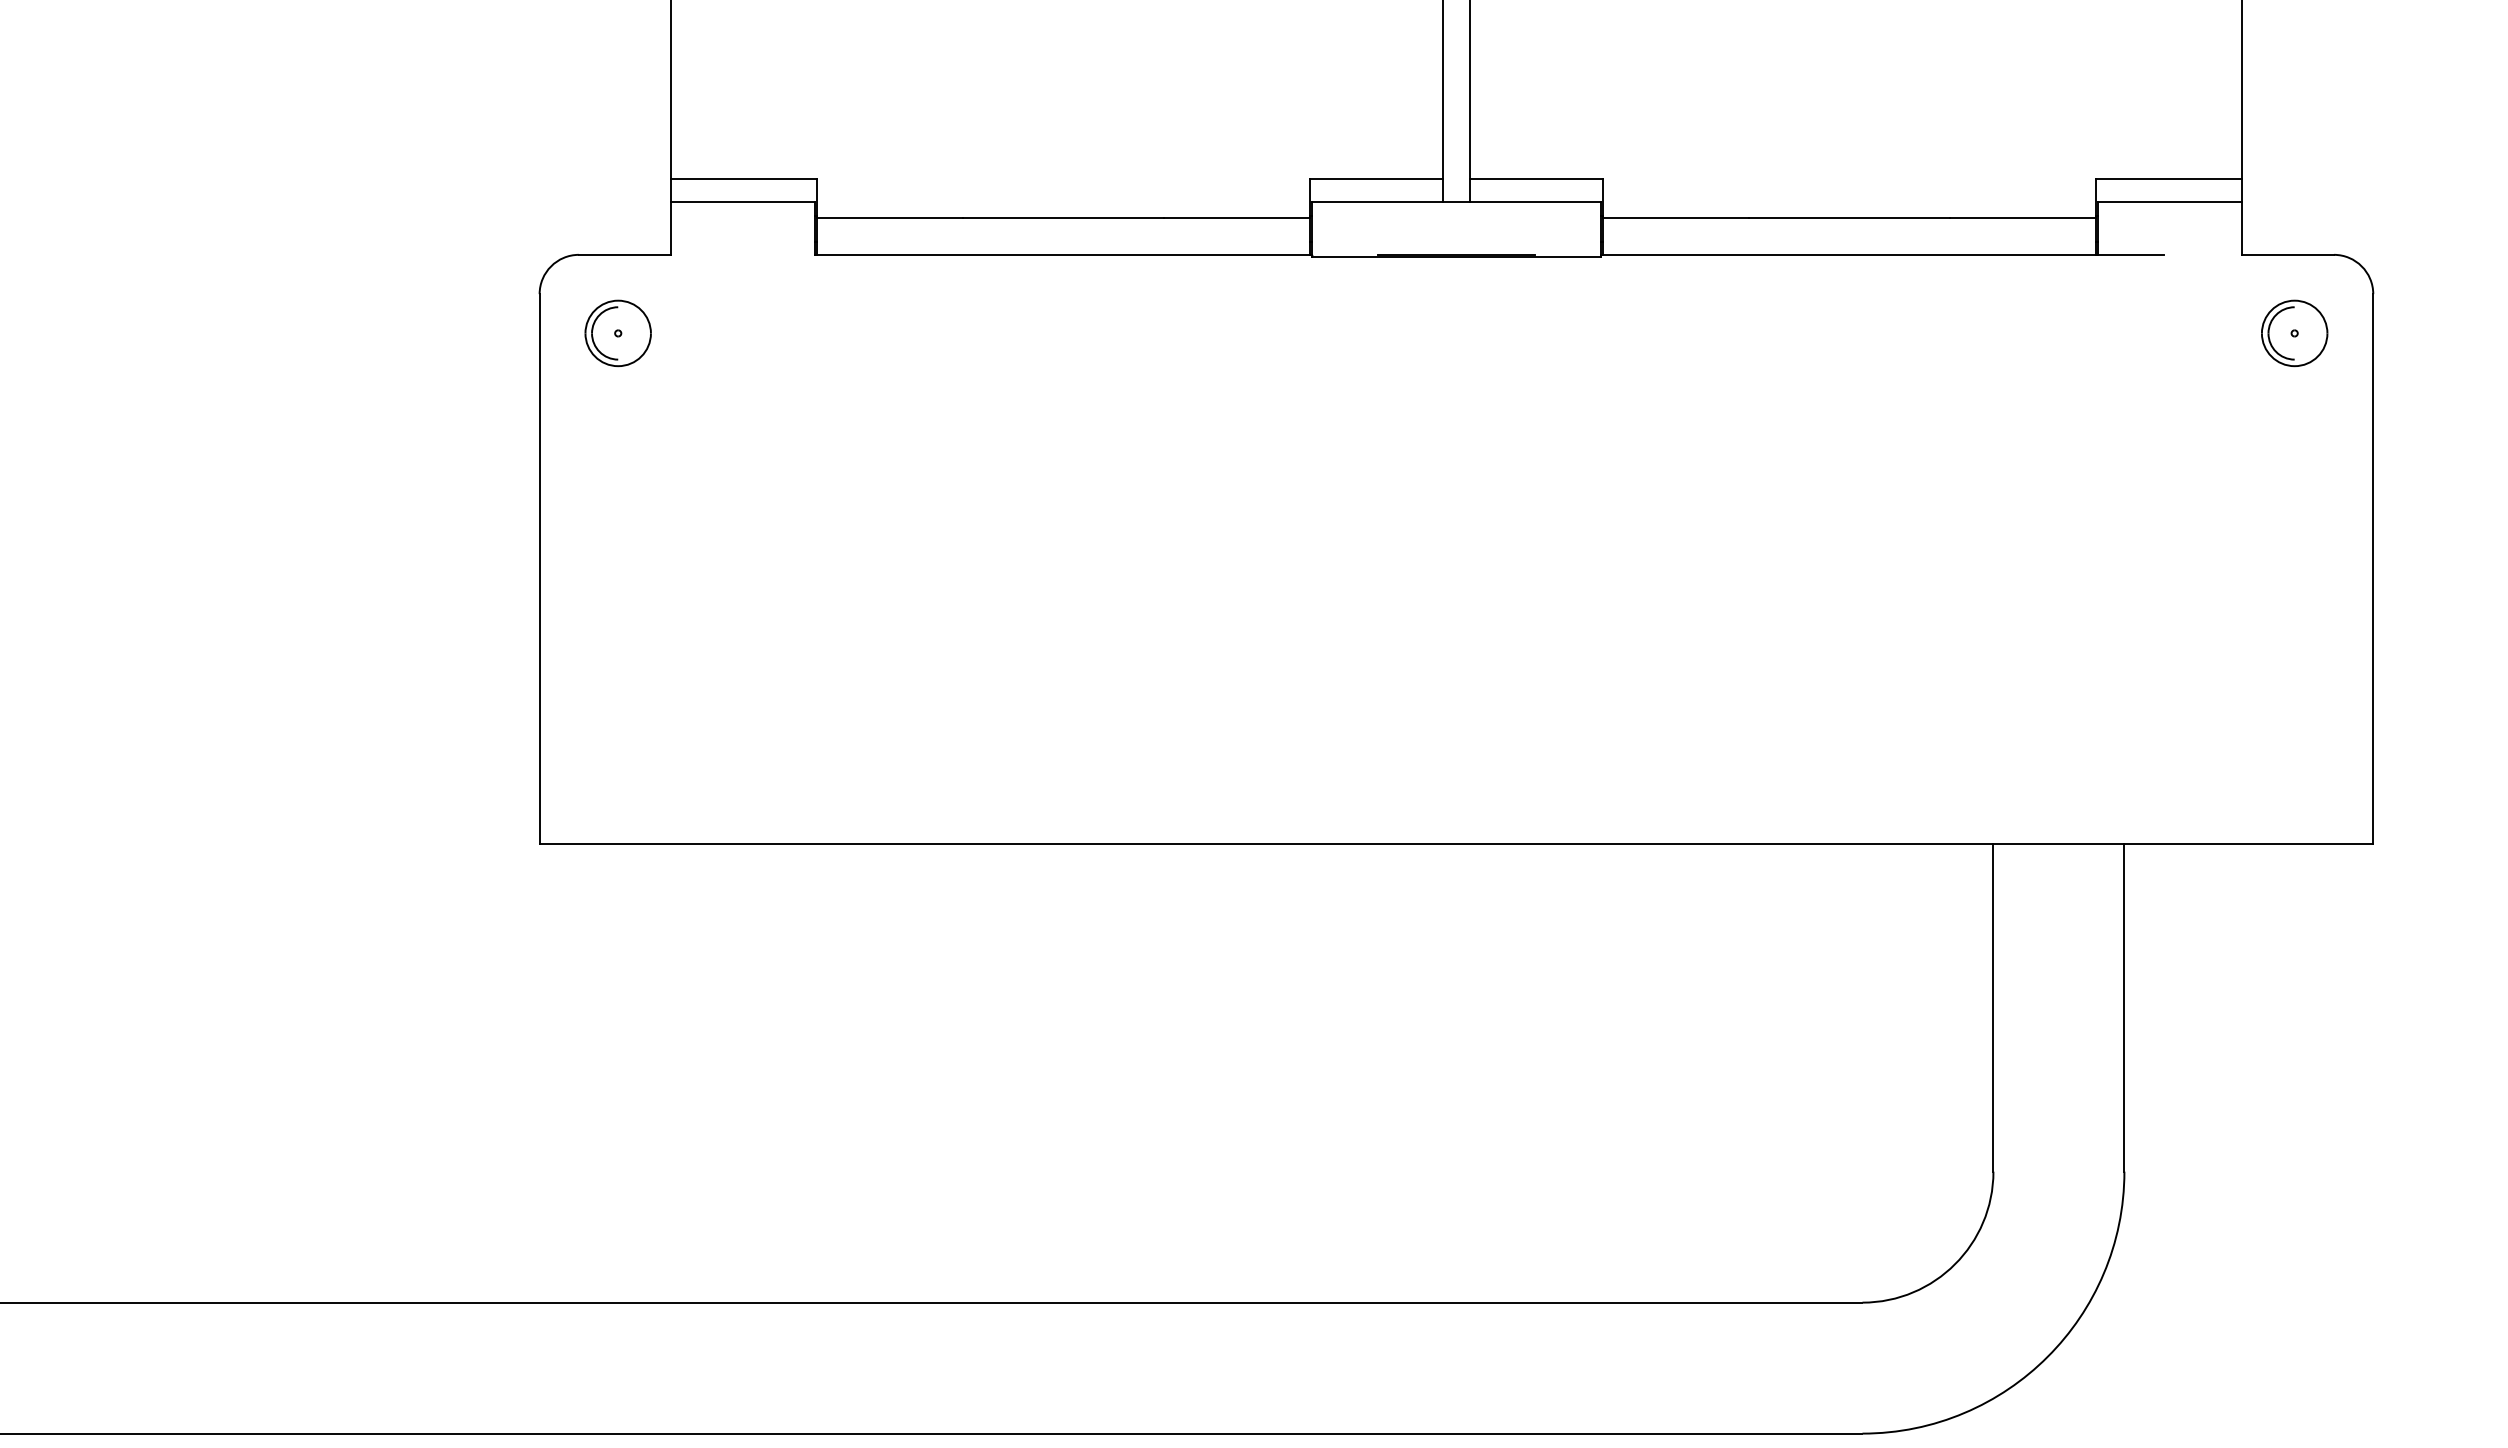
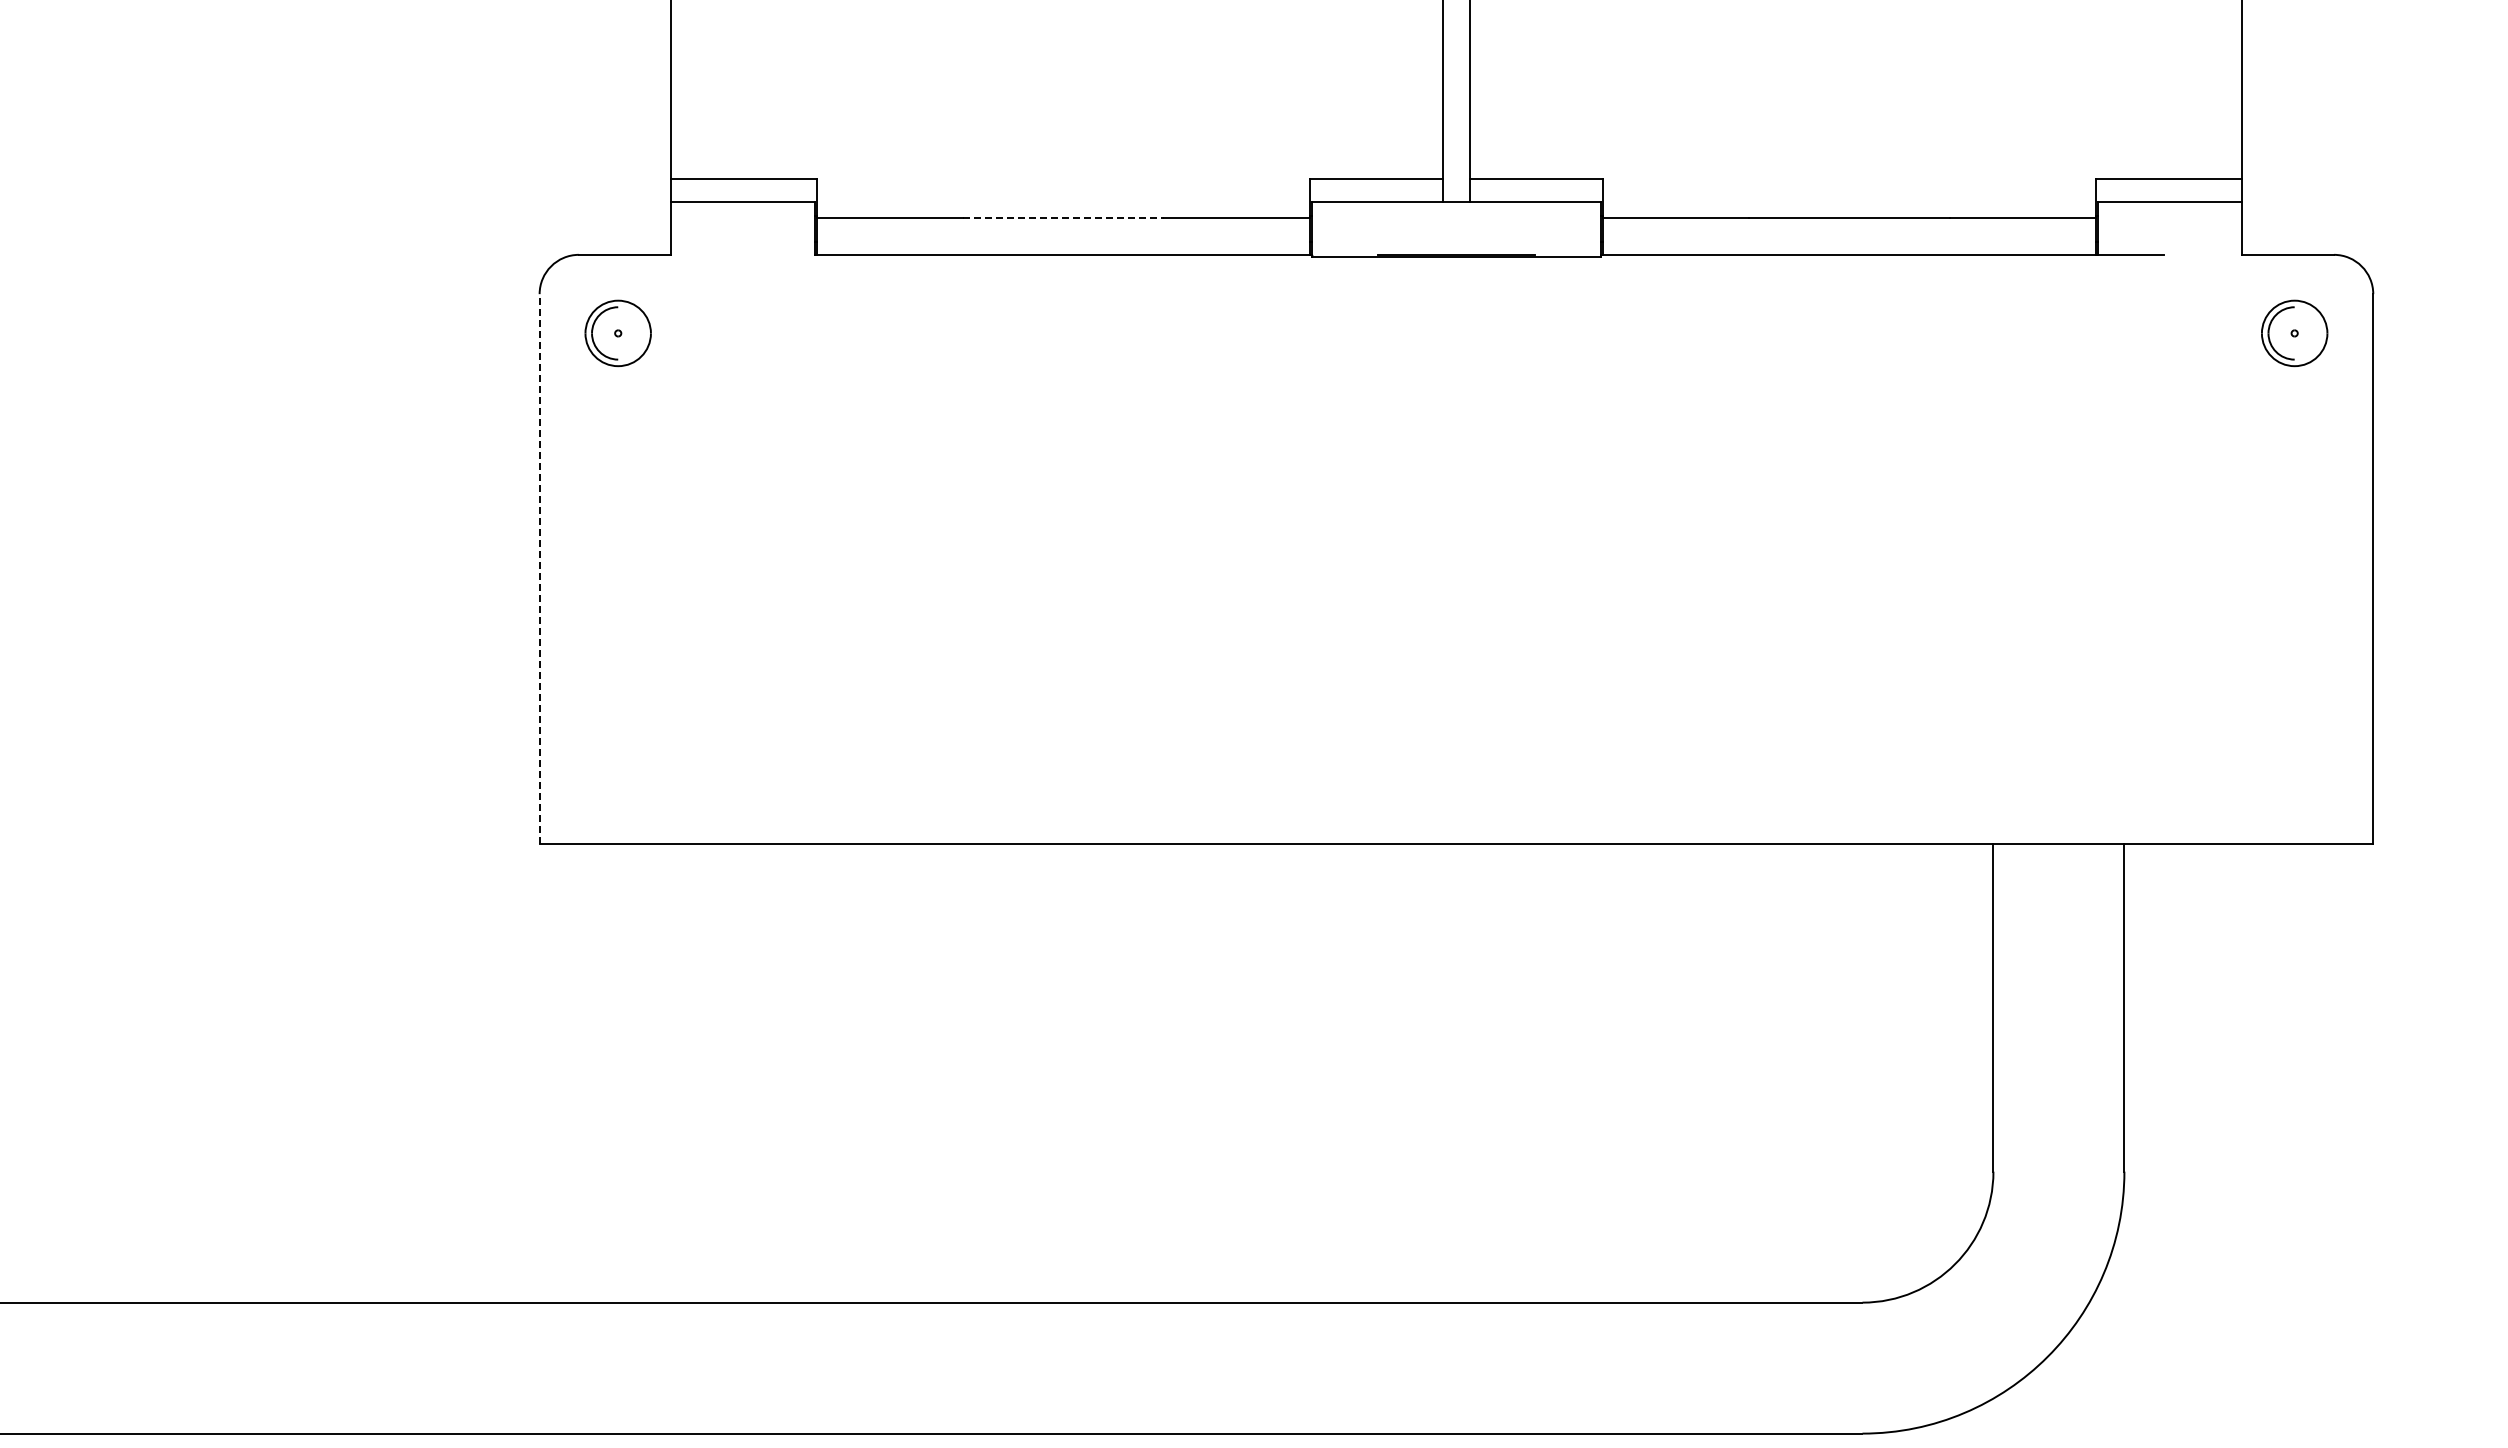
line: solid -> dashed (1063, 217)
line: solid -> dashed (539, 568)
